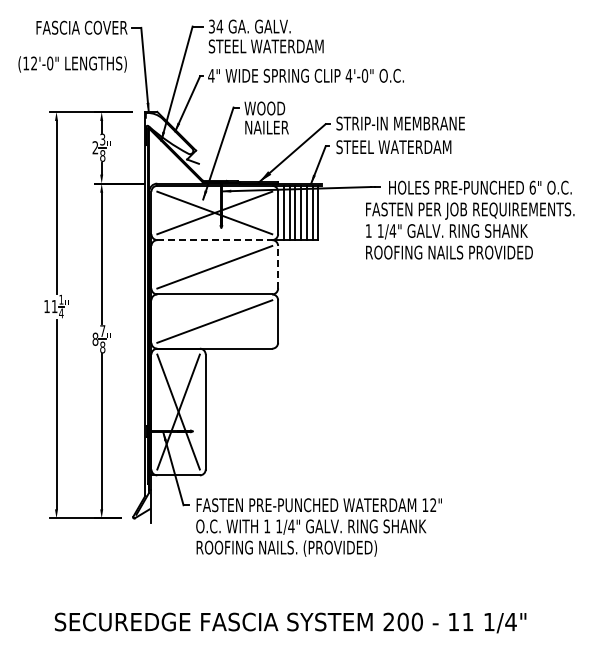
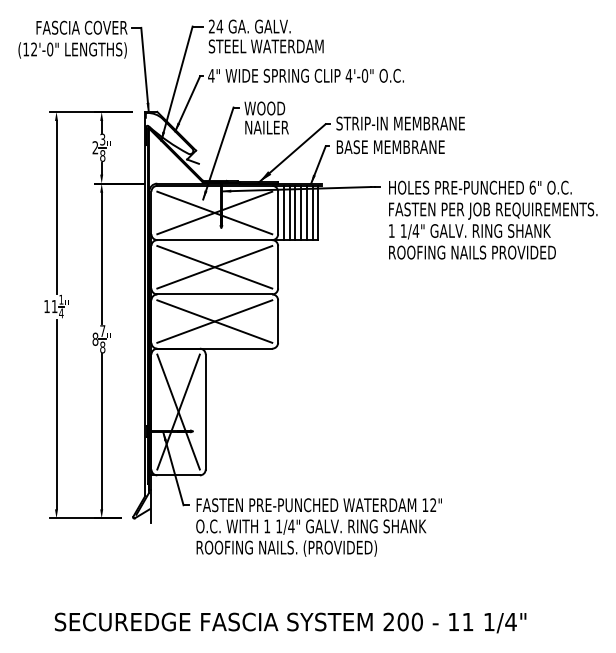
text: 34 -> 24 (211, 26)
text position: (72, 64) -> (72, 50) (72, 50)
text: STEEL WATERDAM -> BASE MEMBRANE (393, 147)
text position: (470, 230) -> (493, 230) (493, 230)
line: dashed -> solid (215, 240)
line: dashed -> solid (278, 266)
line: none -> present (214, 267)
line: none -> present (214, 321)
